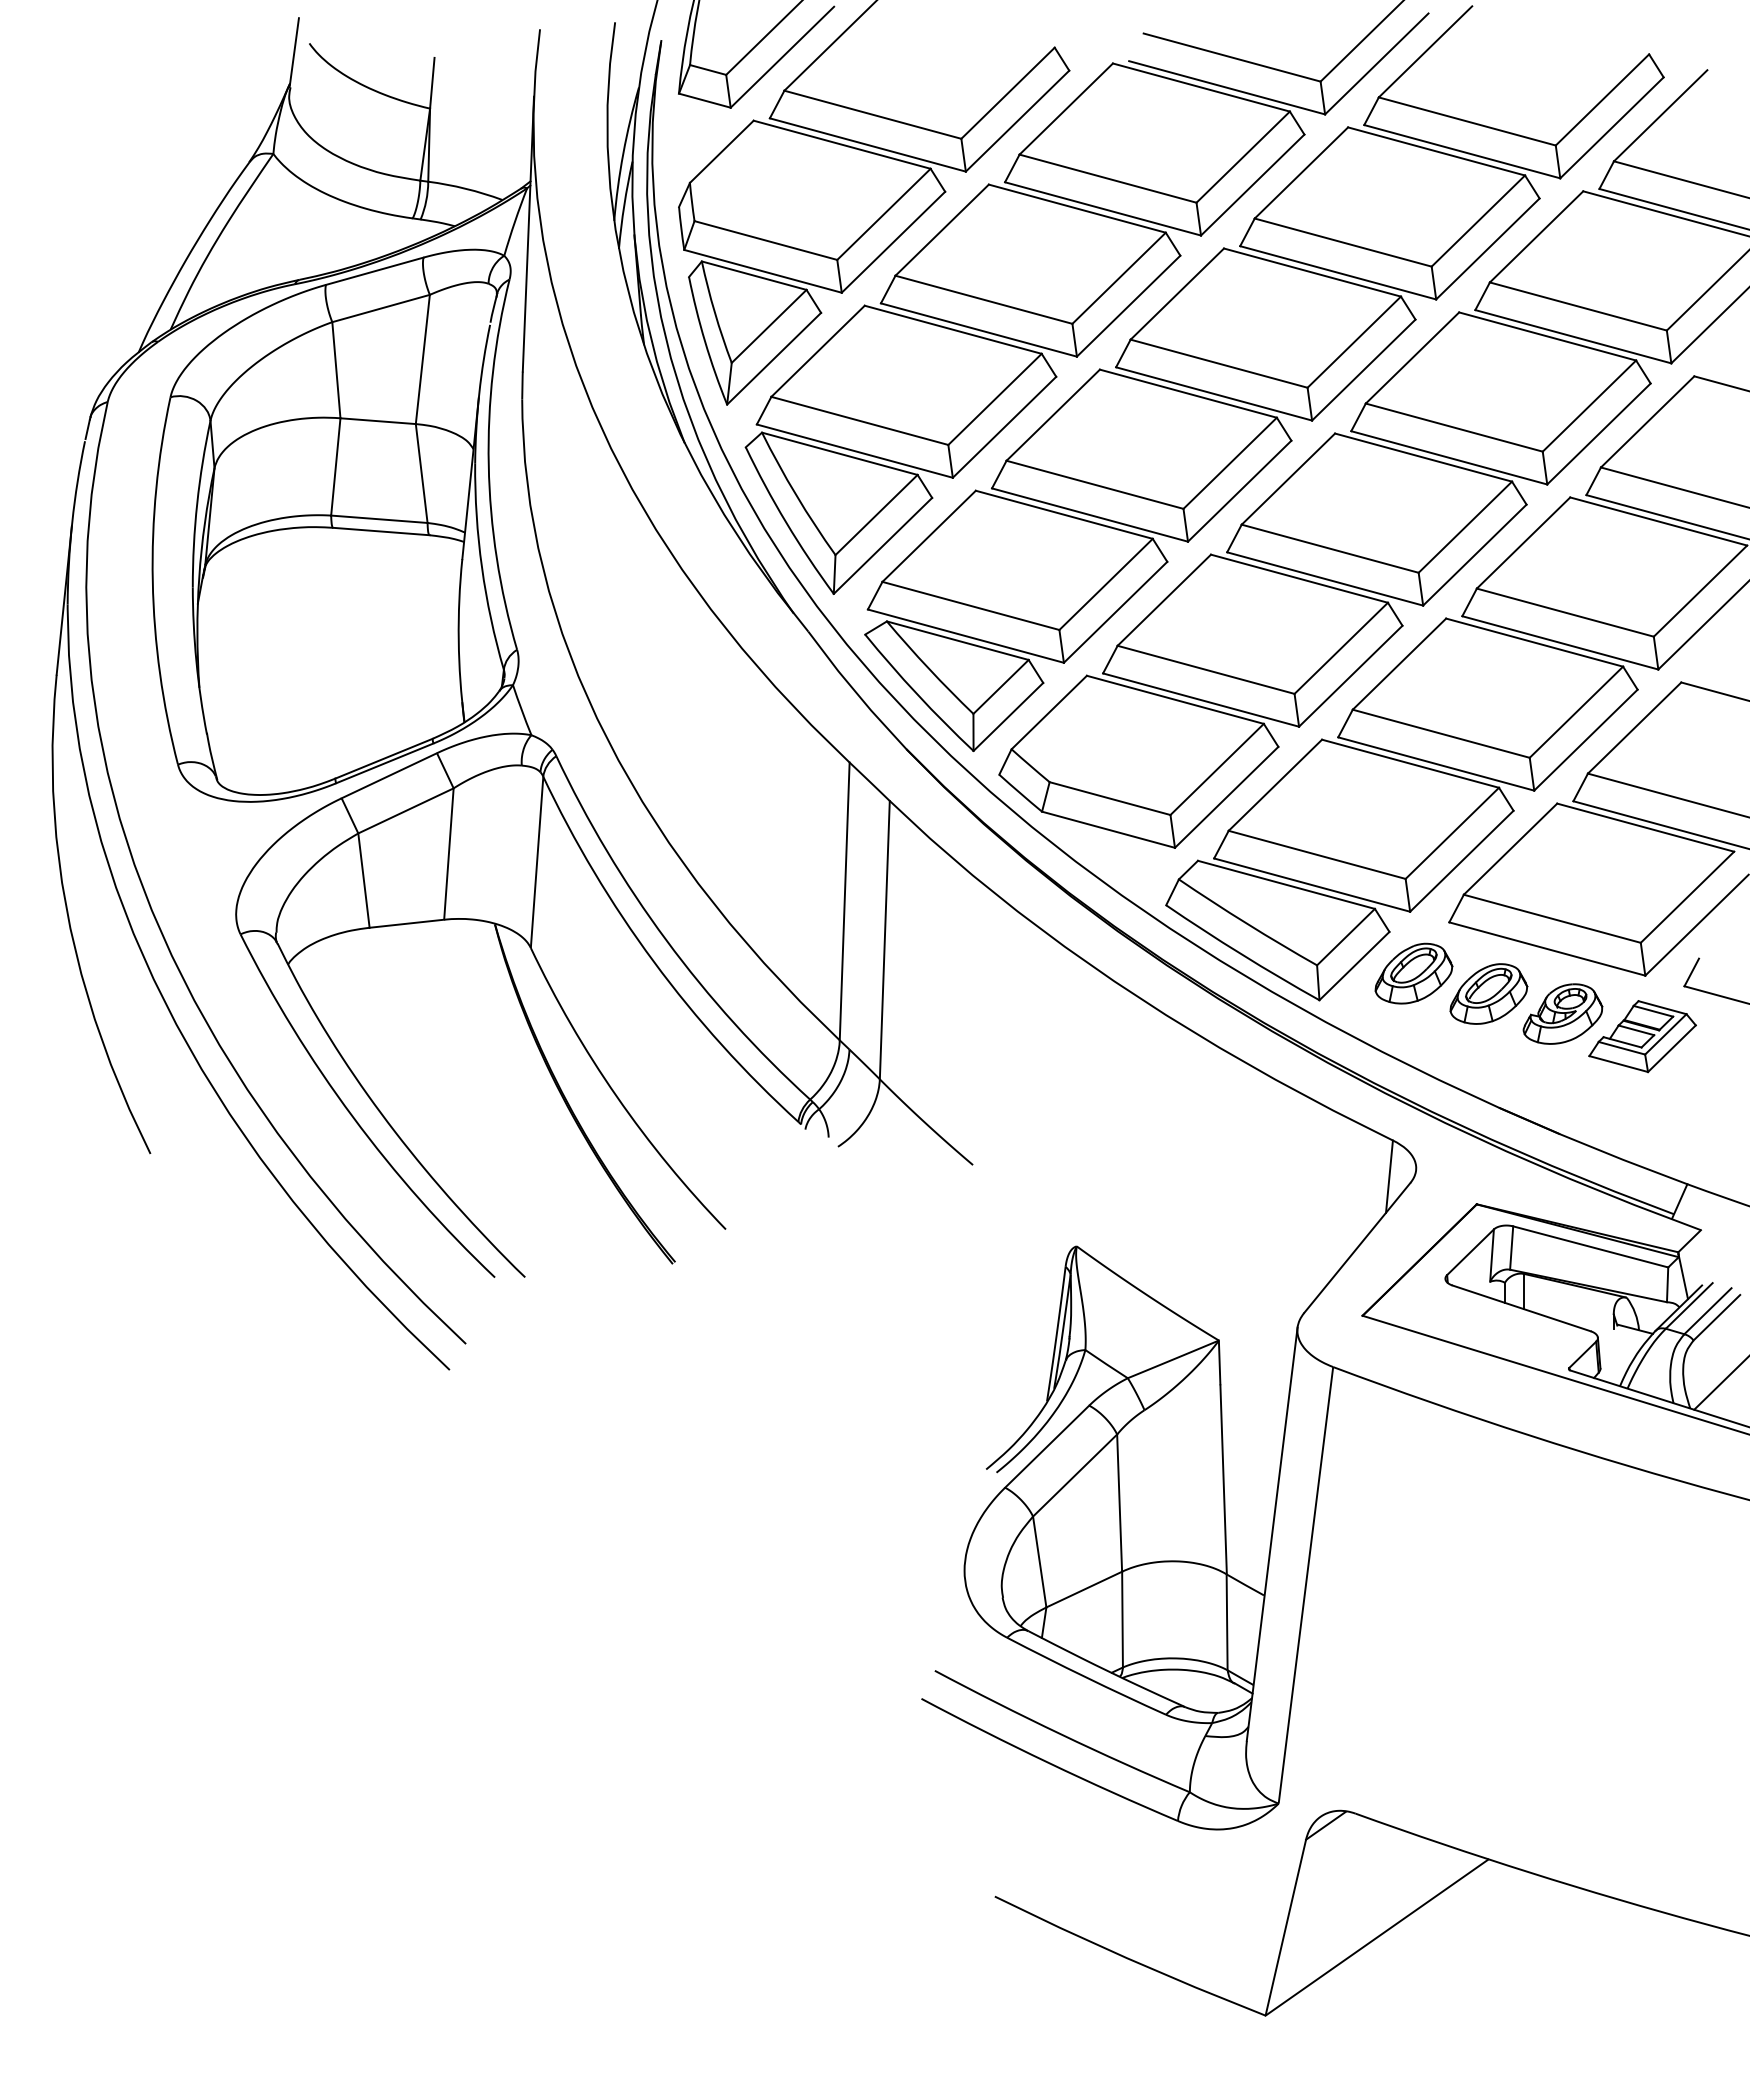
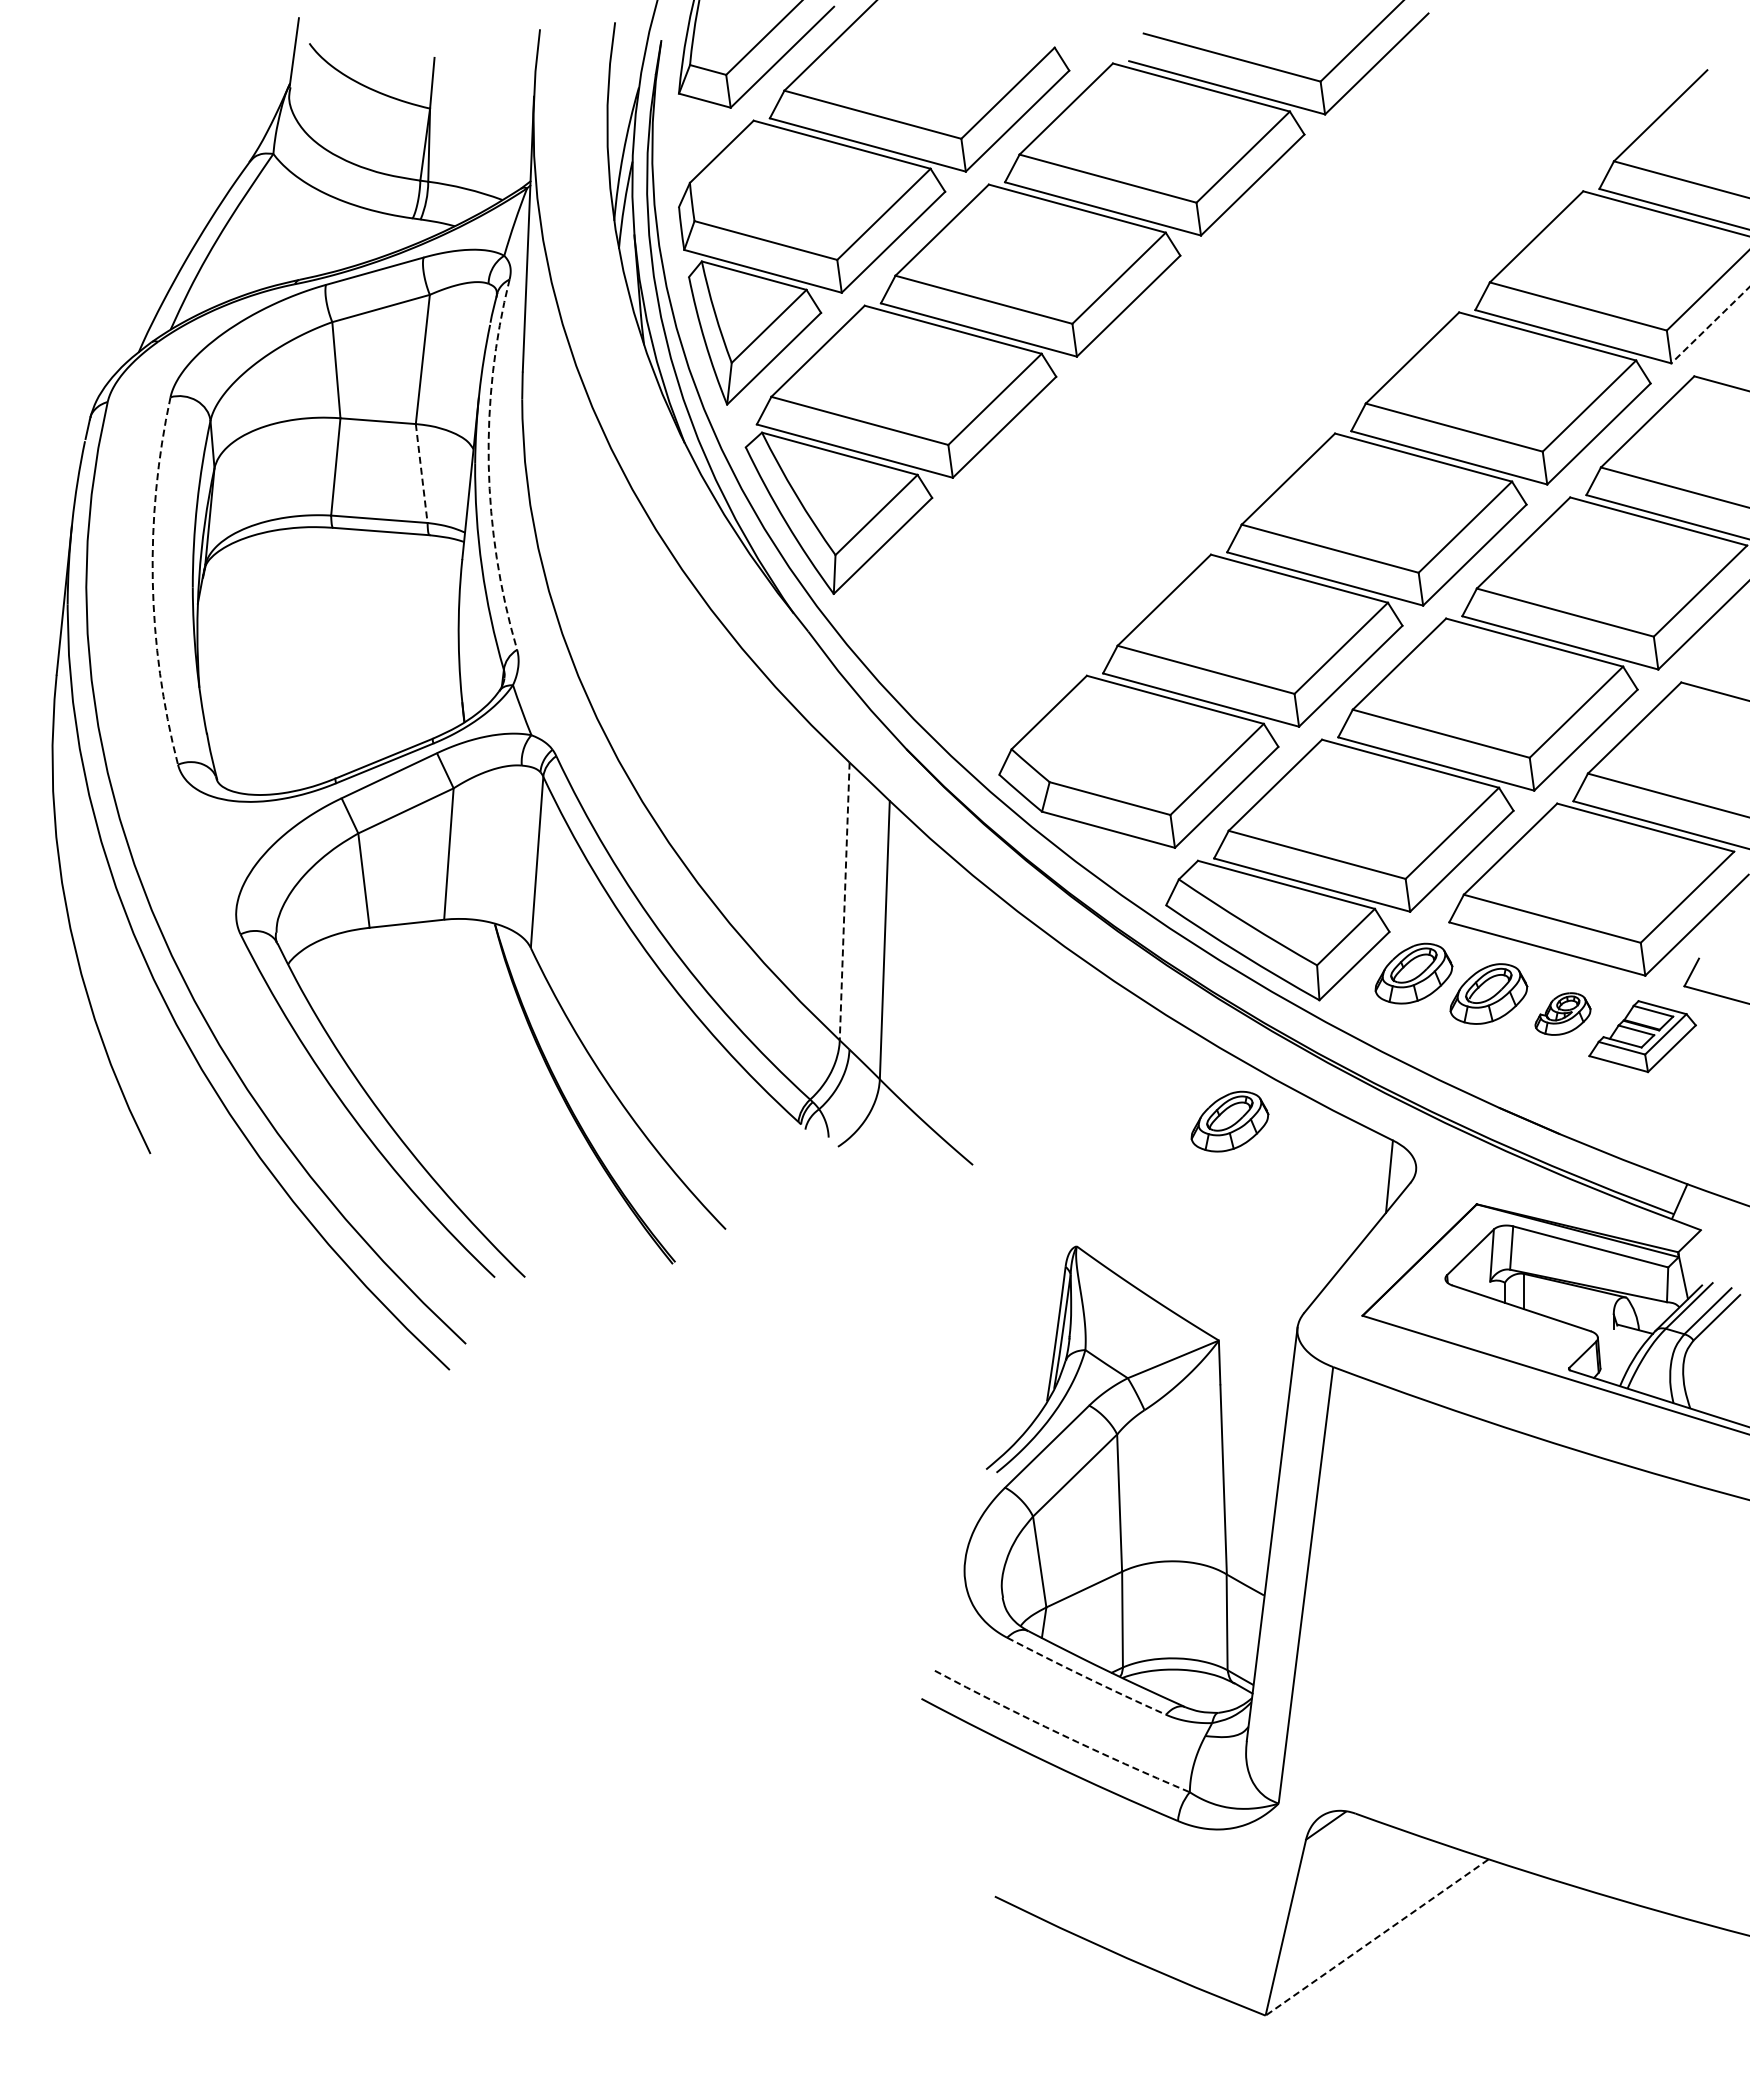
line: solid -> dashed (1710, 325)
part: present -> none (1264, 378)
arc: solid -> dashed (488, 465)
line: solid -> dashed (421, 473)
arc: solid -> dashed (152, 581)
line: solid -> dashed (844, 901)
part size: 82x62 px -> 58x44 px (1562, 1013)
part: none -> present (1229, 1121)
line: present -> none (1720, 1383)
arc: solid -> dashed (1086, 1677)
arc: solid -> dashed (1061, 1734)
line: solid -> dashed (1376, 1937)
